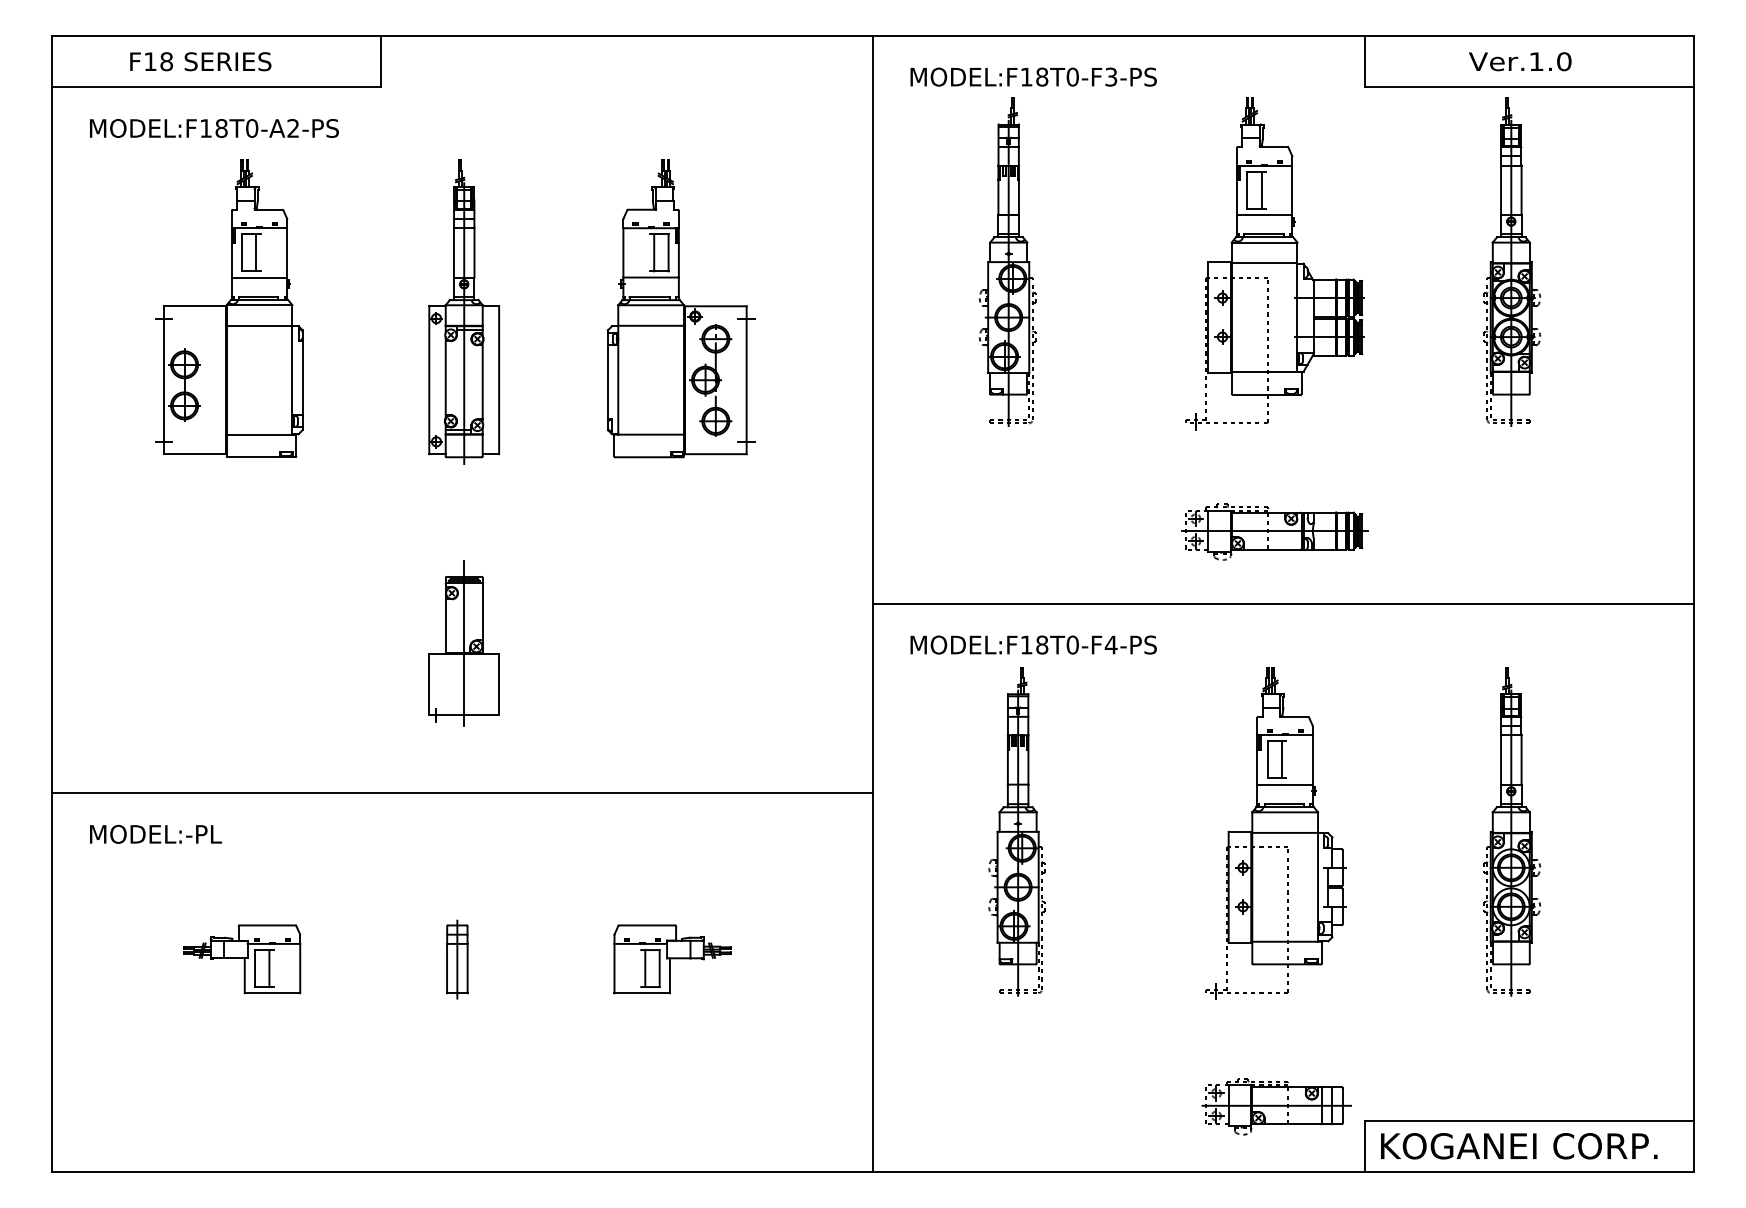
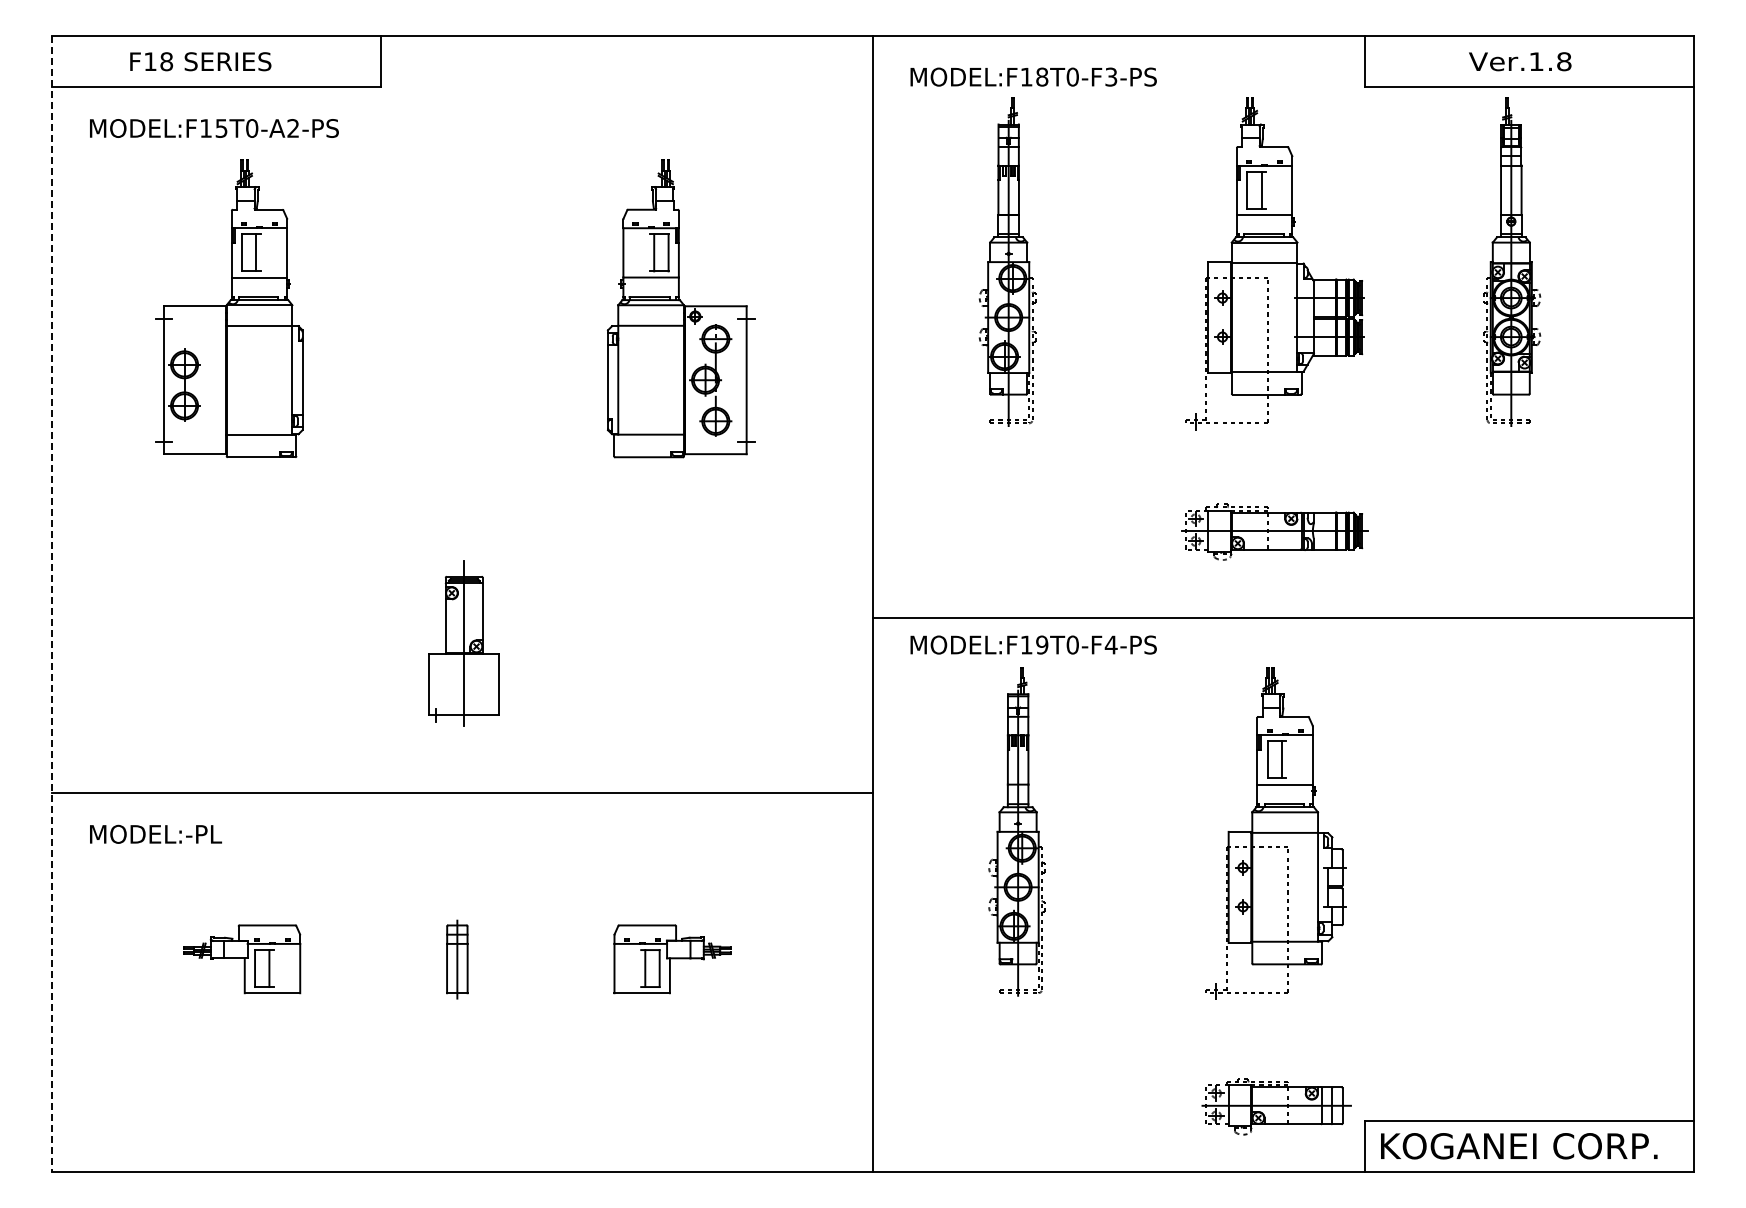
text: Ver.1.0 -> Ver.1.8 (1564, 61)
text: MODEL:F18T0-A2-PS -> MODEL:F15T0-A2-PS (221, 128)
part: present -> none (463, 311)
line: solid -> dashed (52, 604)
line position: (1282, 604) -> (1282, 618) (1282, 618)
text: MODEL:F18T0-F4-PS -> MODEL:F19T0-F4-PS (1042, 644)
part: present -> none (1512, 831)
